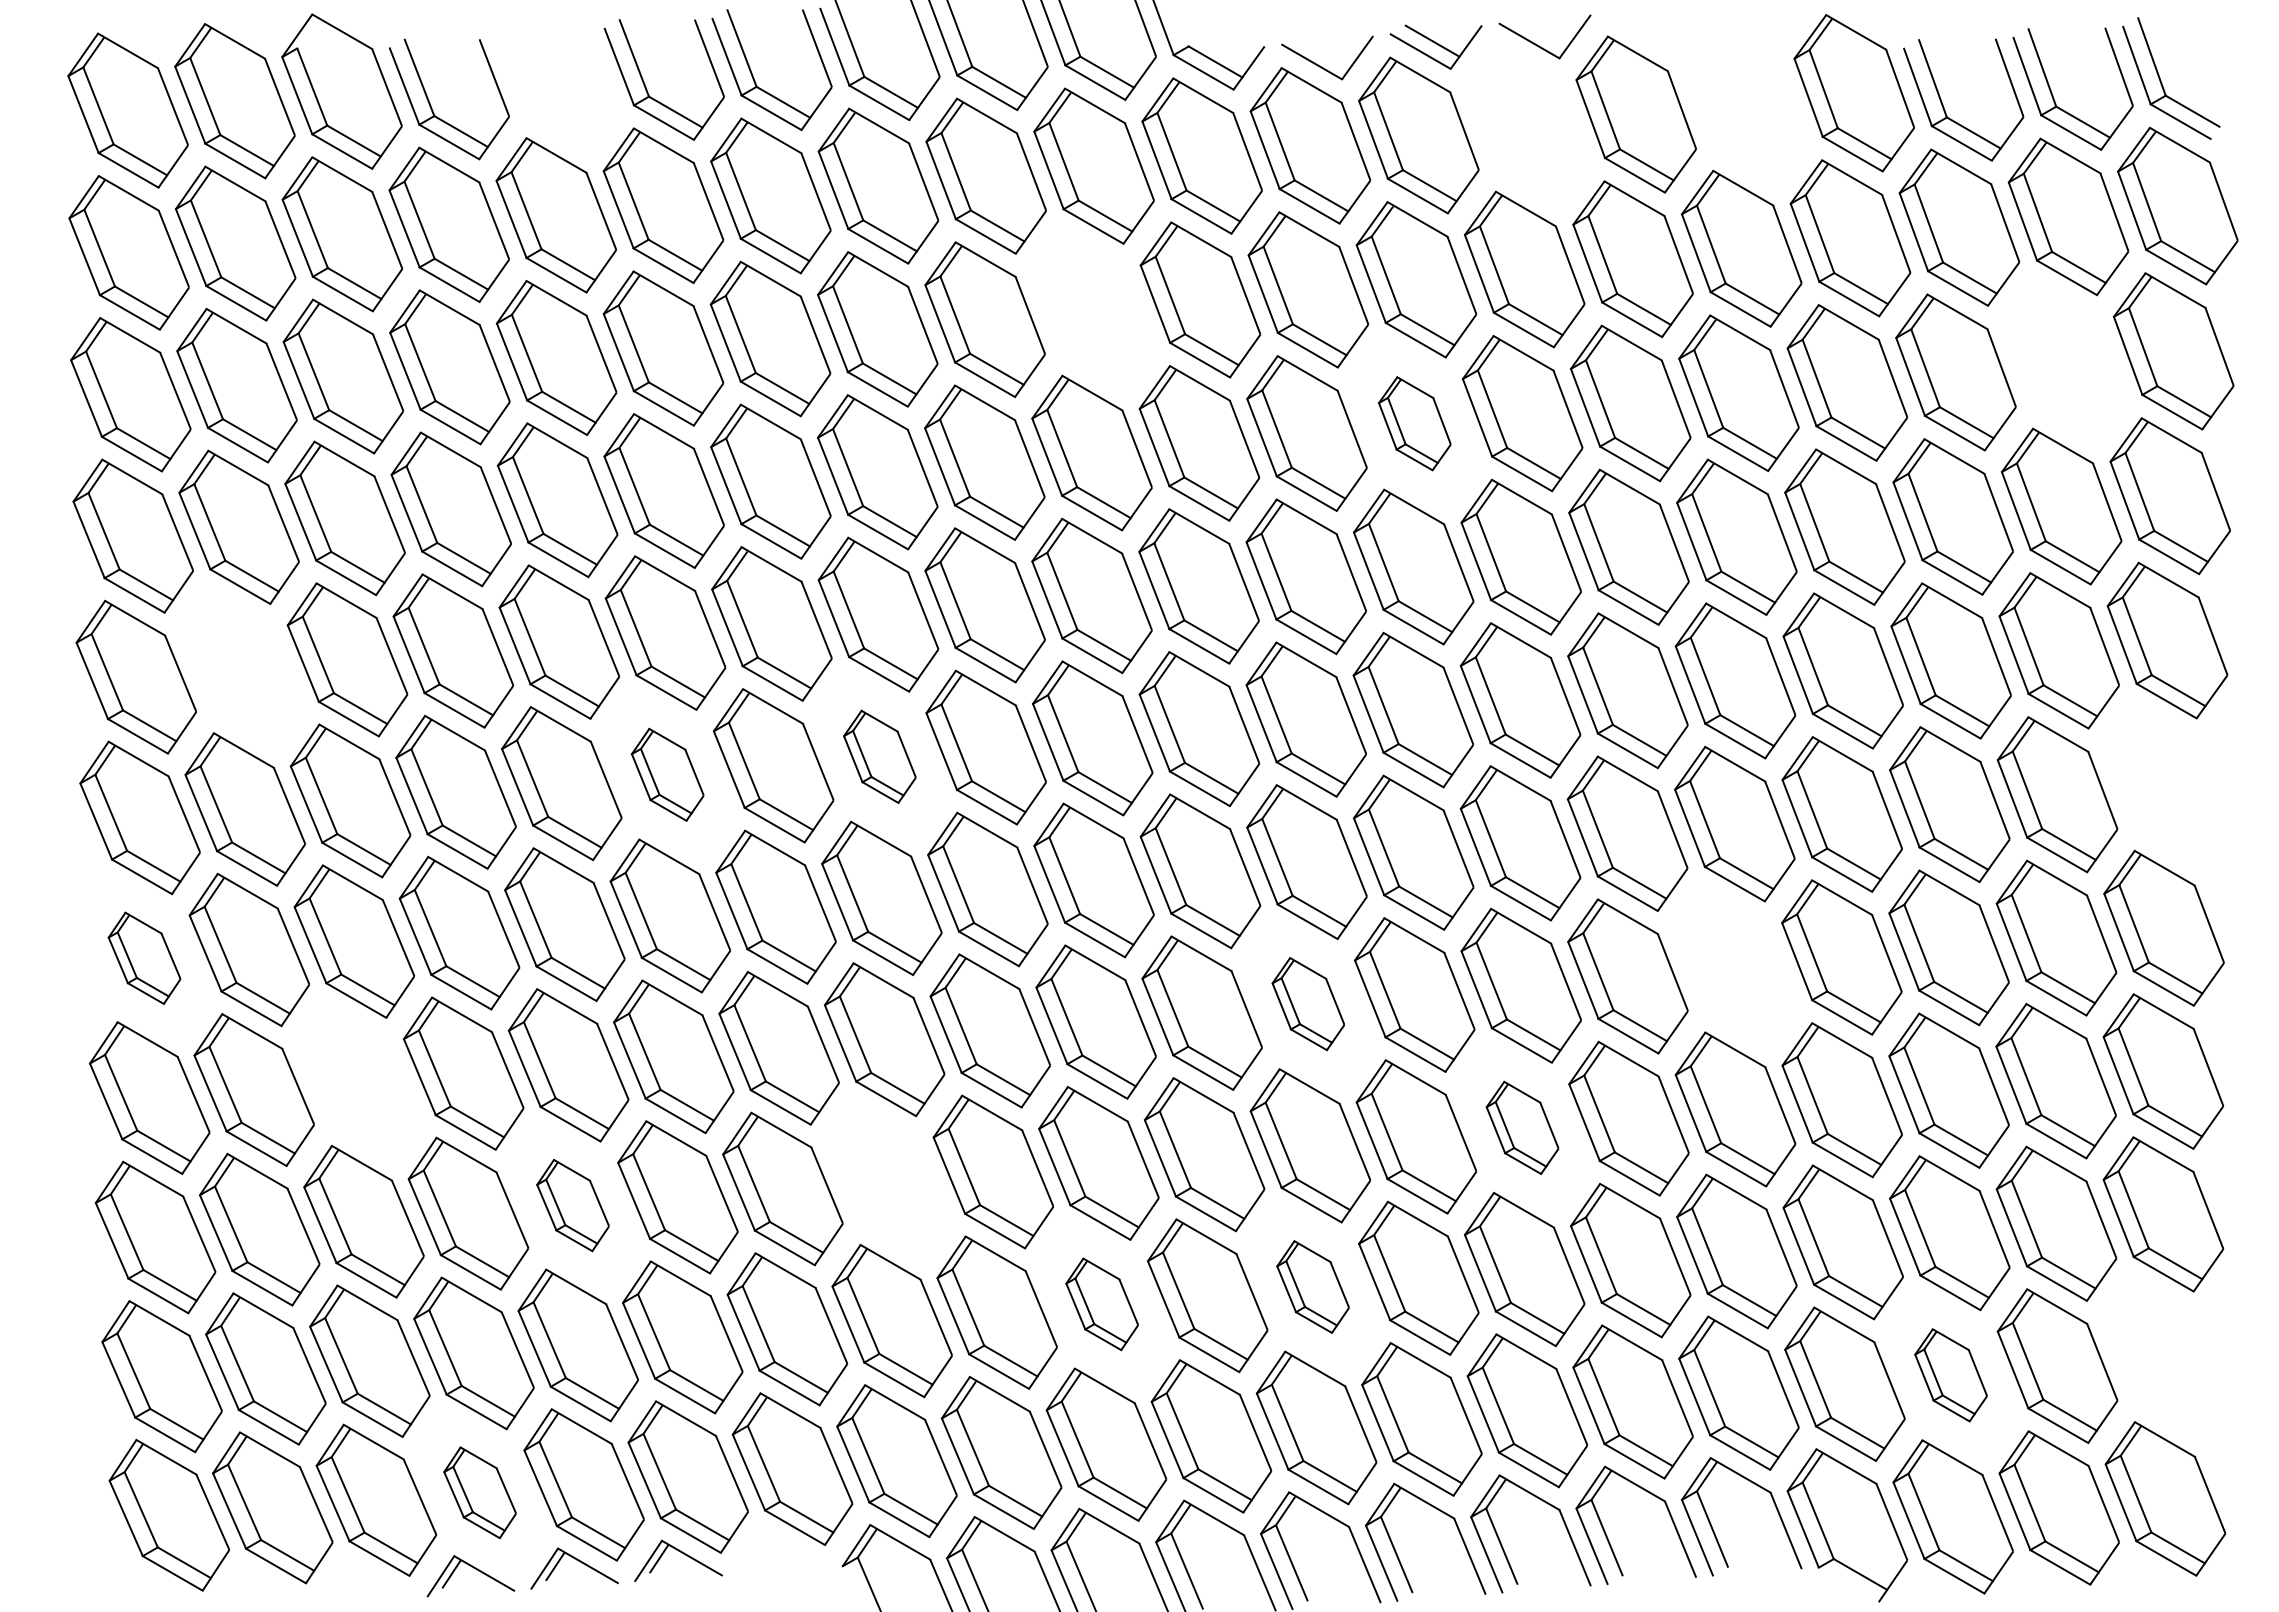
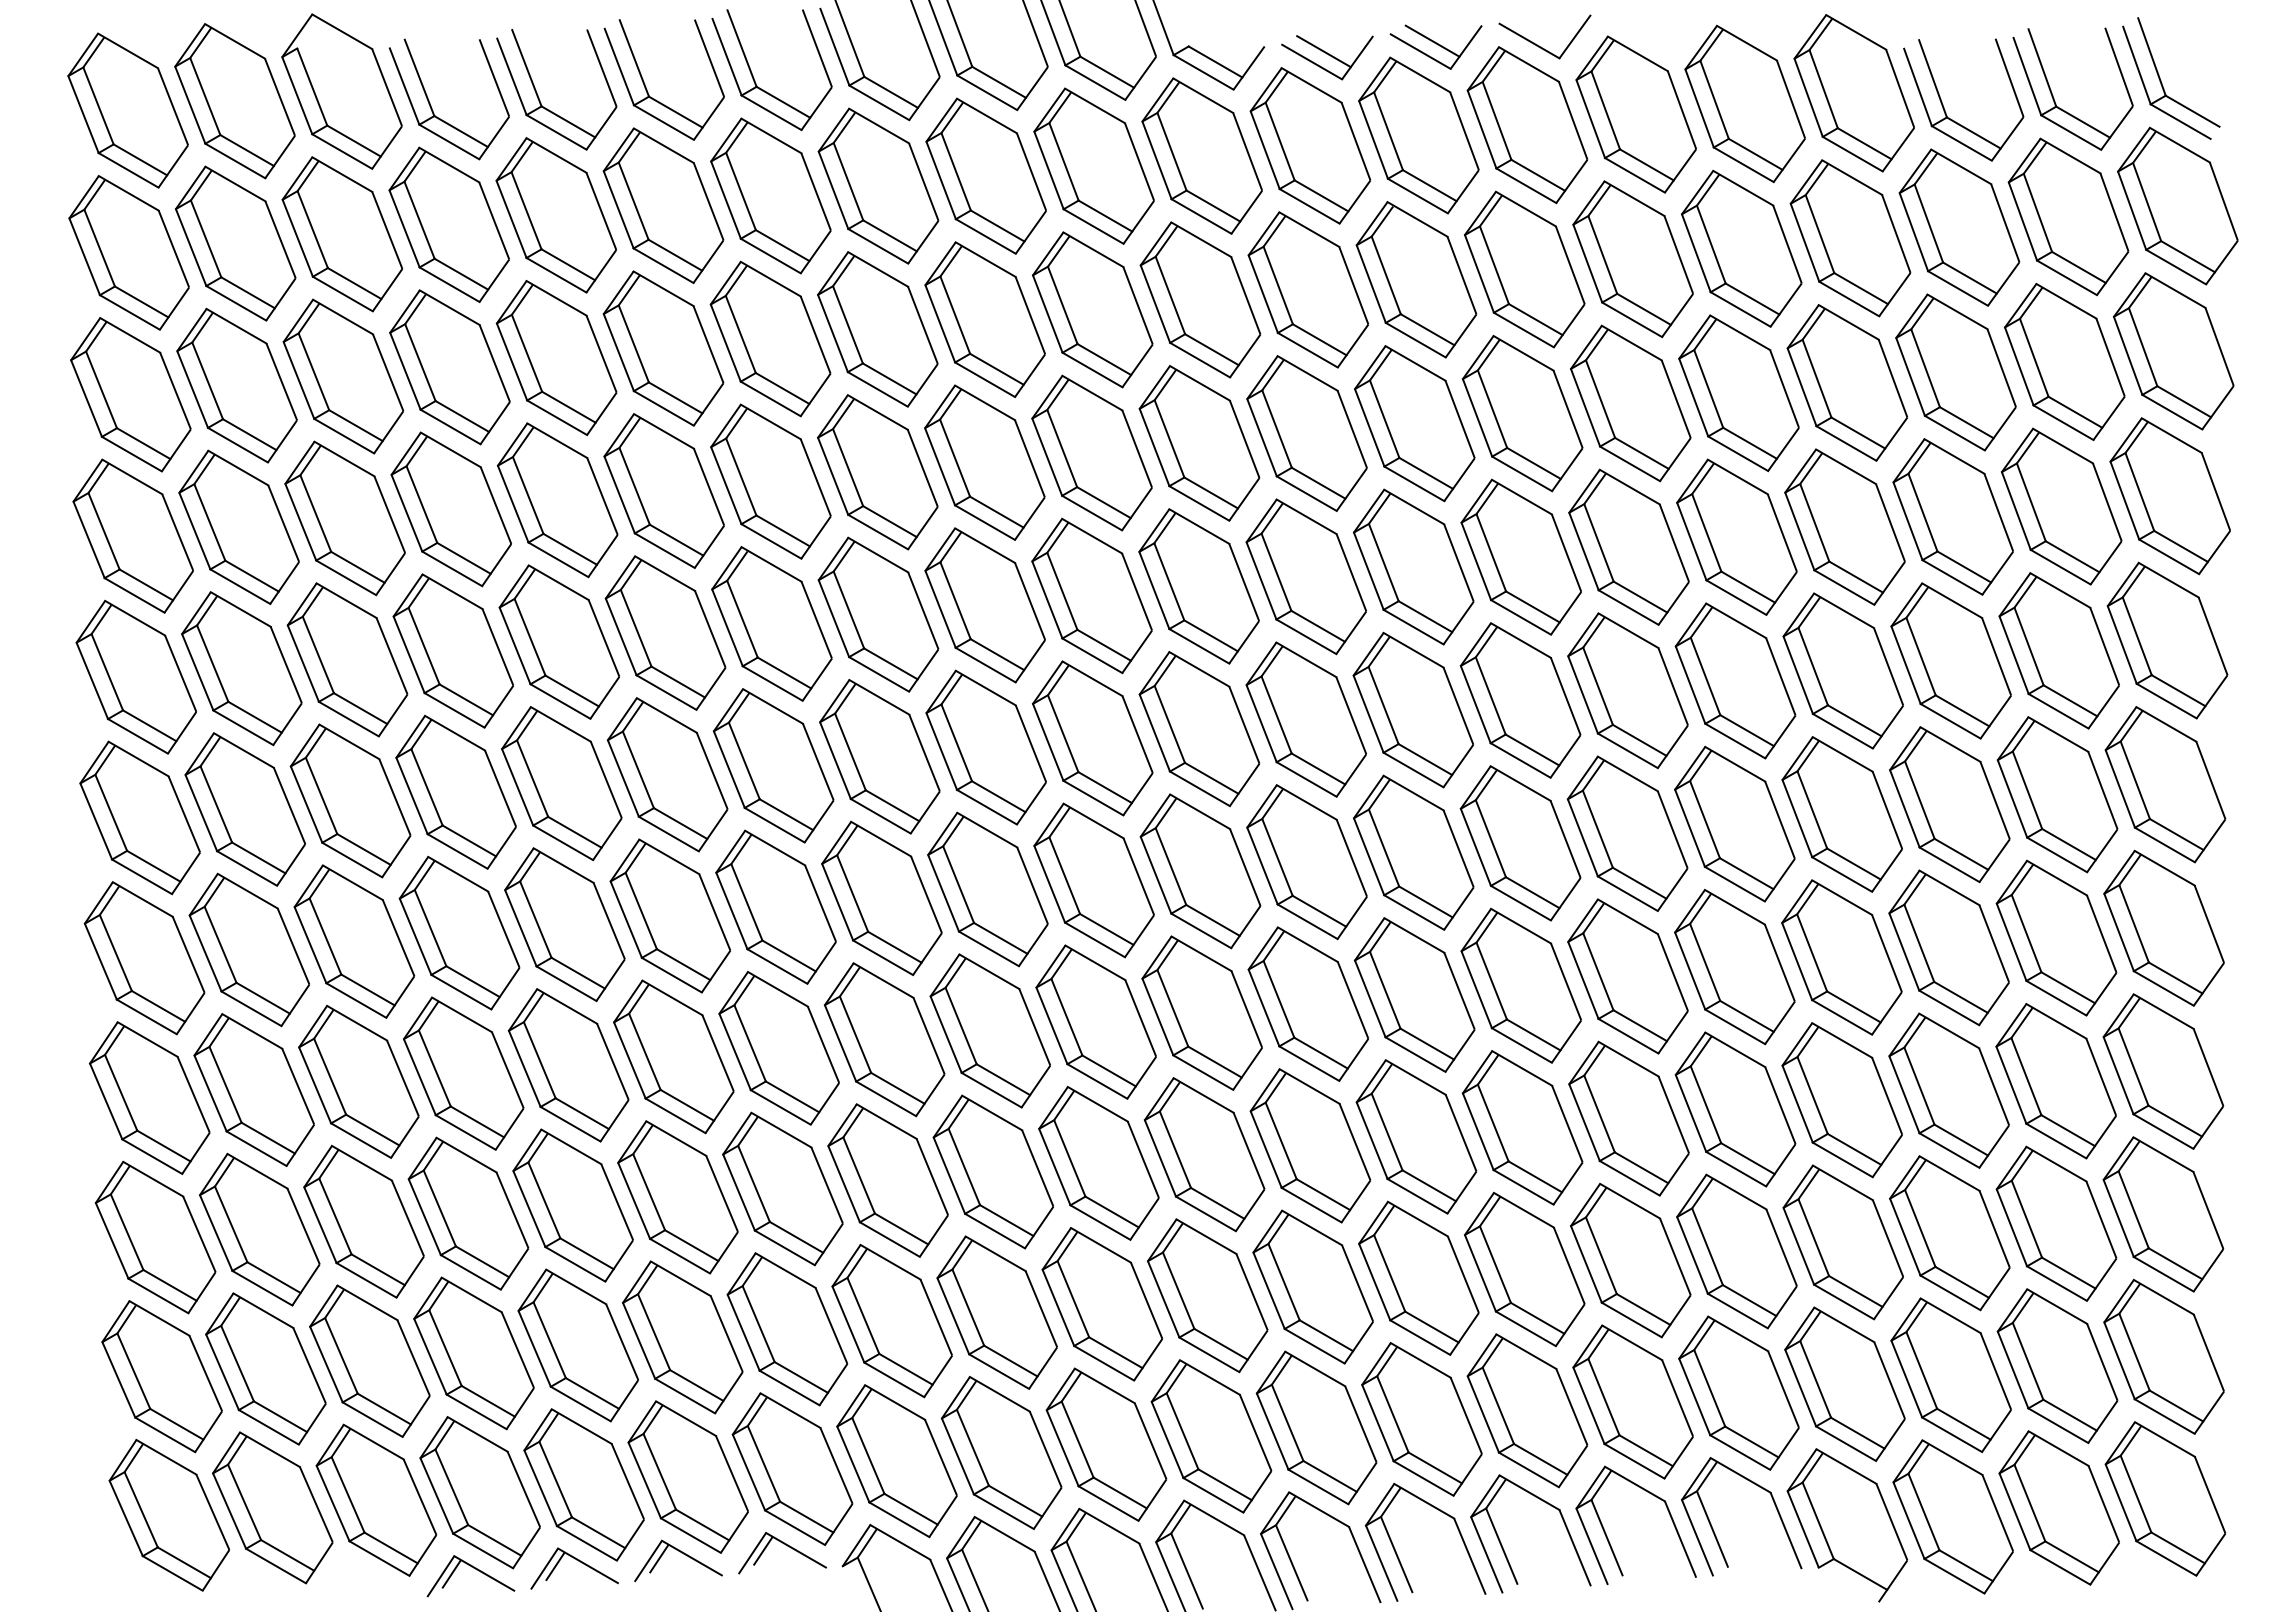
line: none -> present (1323, 51)
part: none -> present (539, 97)
part: none -> present (1744, 103)
part: none -> present (1527, 125)
part: none -> present (1092, 309)
part: none -> present (2064, 361)
part size: 74x96 px -> 122x158 px (1414, 423)
part: none -> present (241, 668)
part size: 74x95 px -> 122x156 px (879, 756)
part size: 74x95 px -> 122x156 px (667, 774)
part: none -> present (2165, 784)
part size: 75x94 px -> 123x155 px (144, 958)
part: none -> present (1734, 966)
part size: 75x95 px -> 123x156 px (1308, 1003)
part: none -> present (358, 1081)
part size: 75x95 px -> 123x156 px (1522, 1127)
part: none -> present (887, 1180)
part size: 74x95 px -> 122x155 px (572, 1205)
part size: 74x94 px -> 122x156 px (1312, 1286)
part size: 74x95 px -> 122x155 px (1101, 1304)
part: none -> present (2163, 1356)
part size: 74x95 px -> 122x157 px (1950, 1375)
part size: 74x94 px -> 122x154 px (479, 1492)
part: none -> present (785, 1545)
